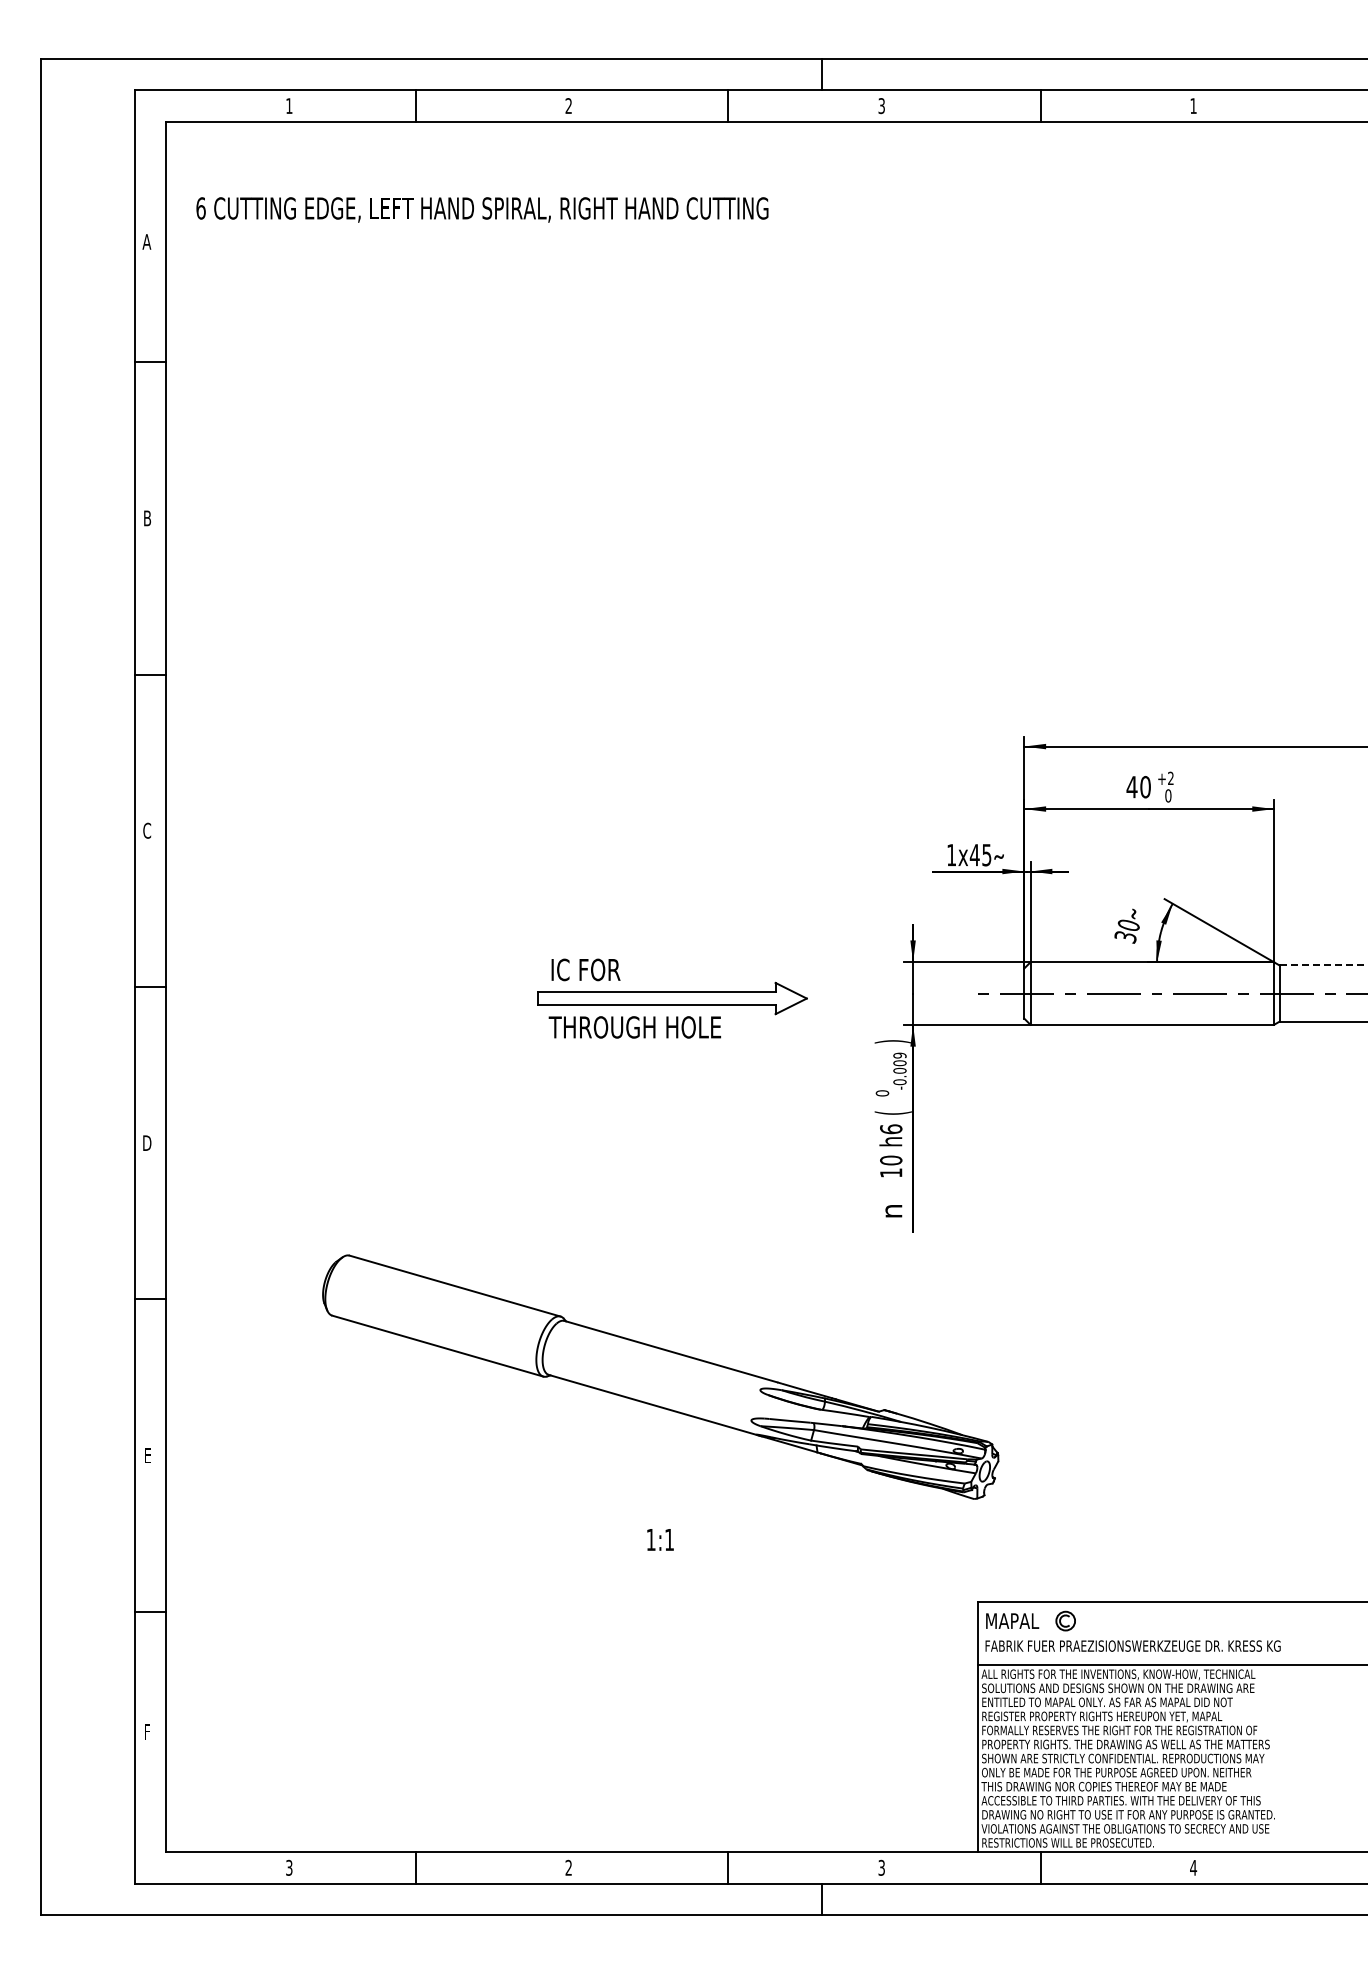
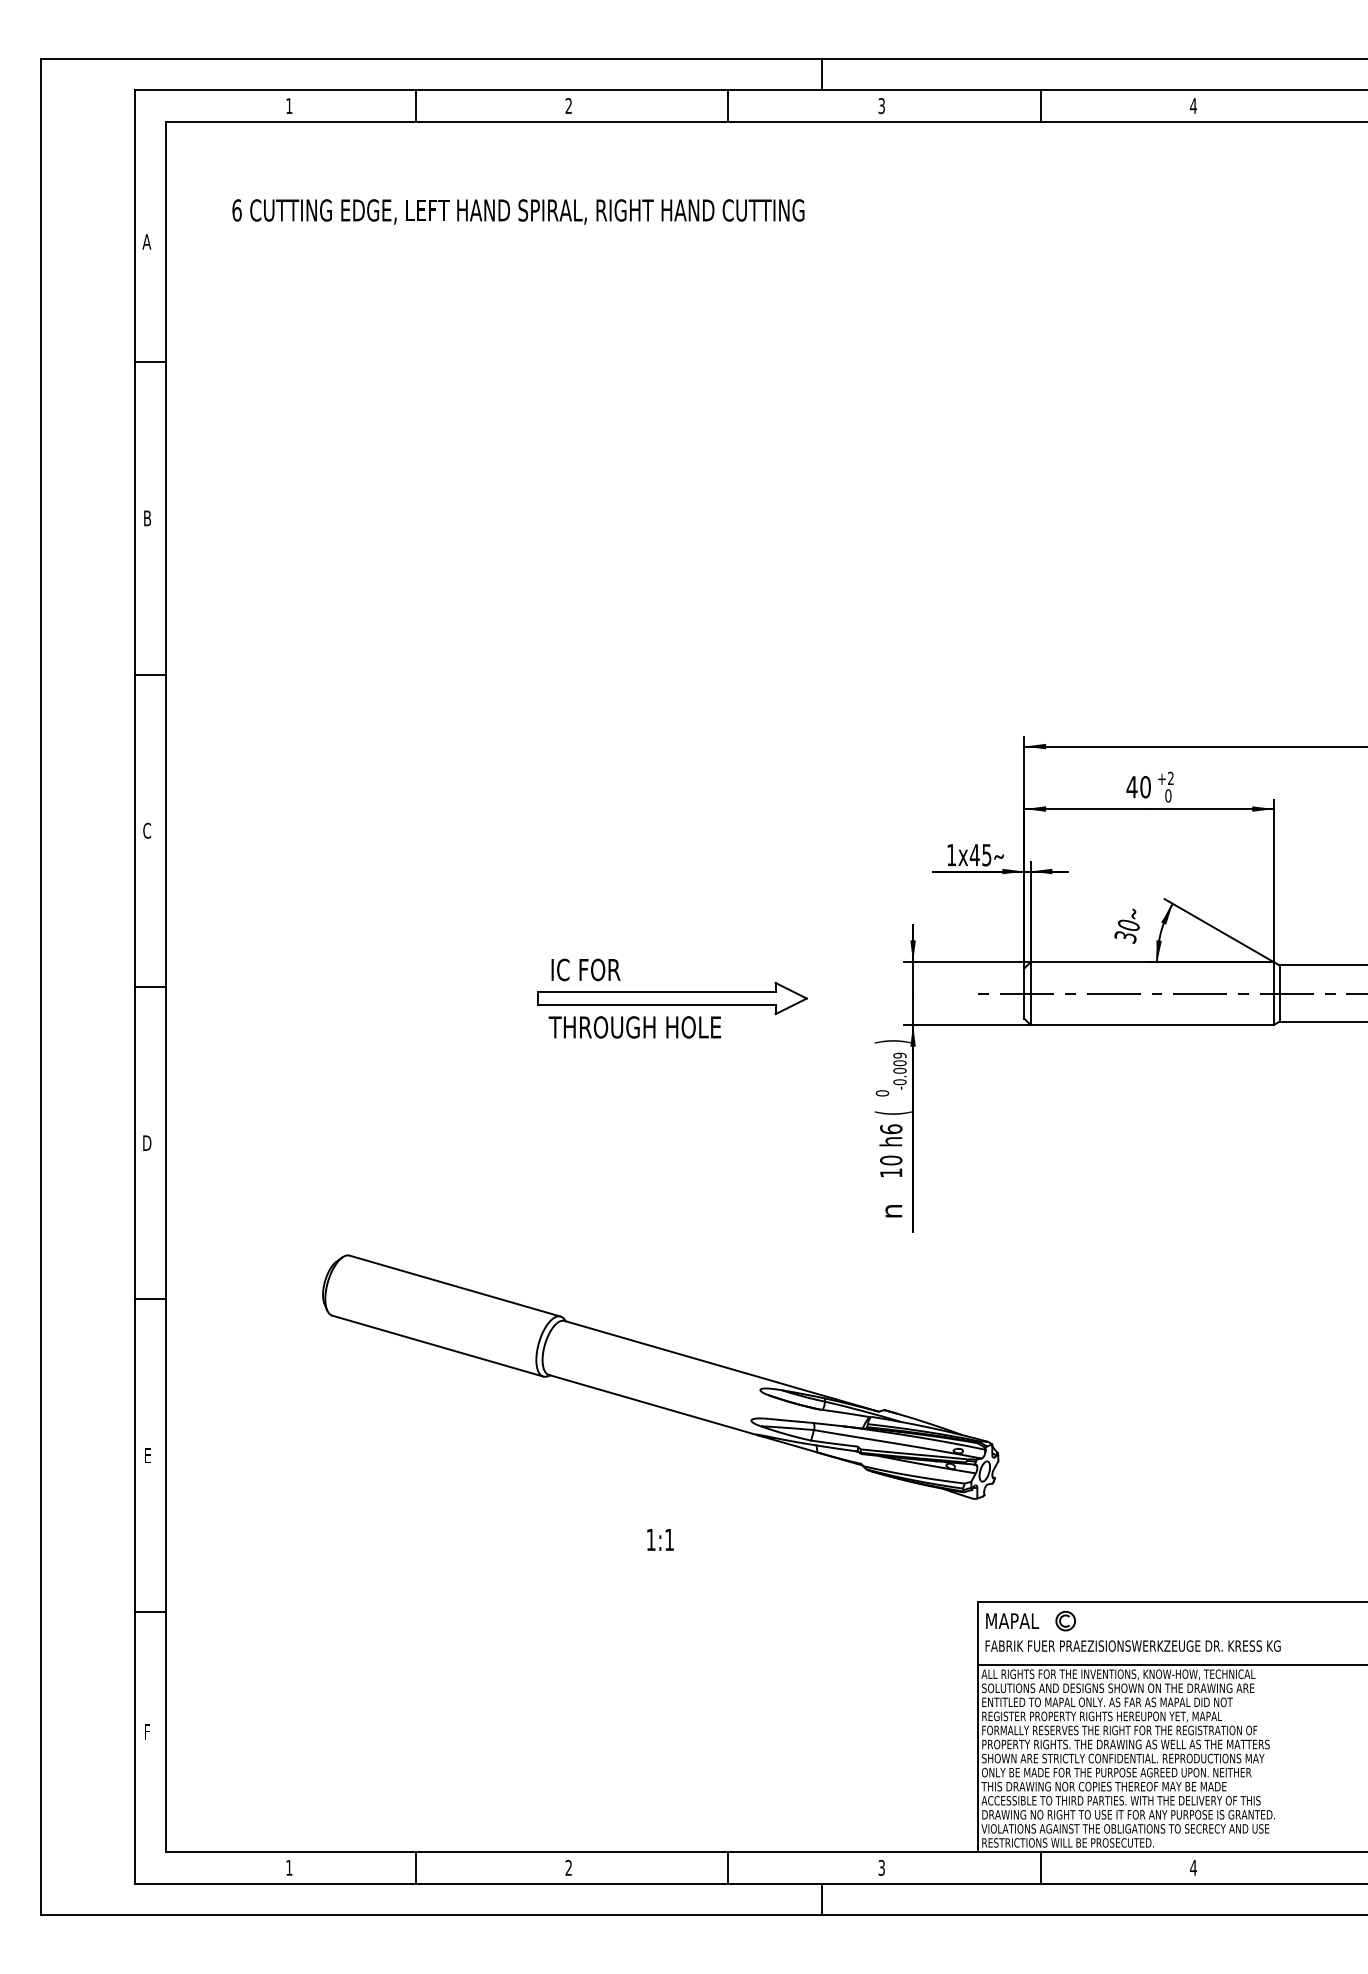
text: 1 -> 4 (1193, 105)
text position: (482, 209) -> (518, 211) (518, 211)
line: dashed -> solid (1323, 965)
text: 3 -> 1 (289, 1867)
